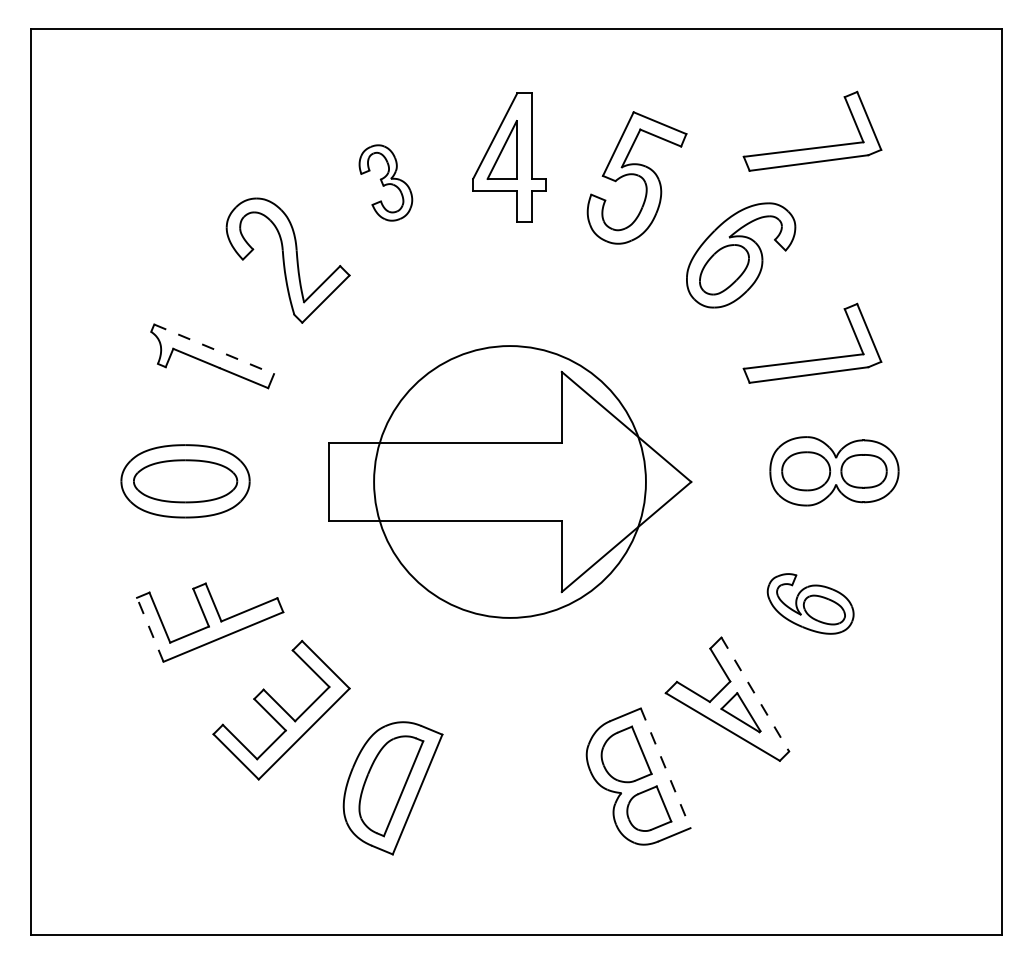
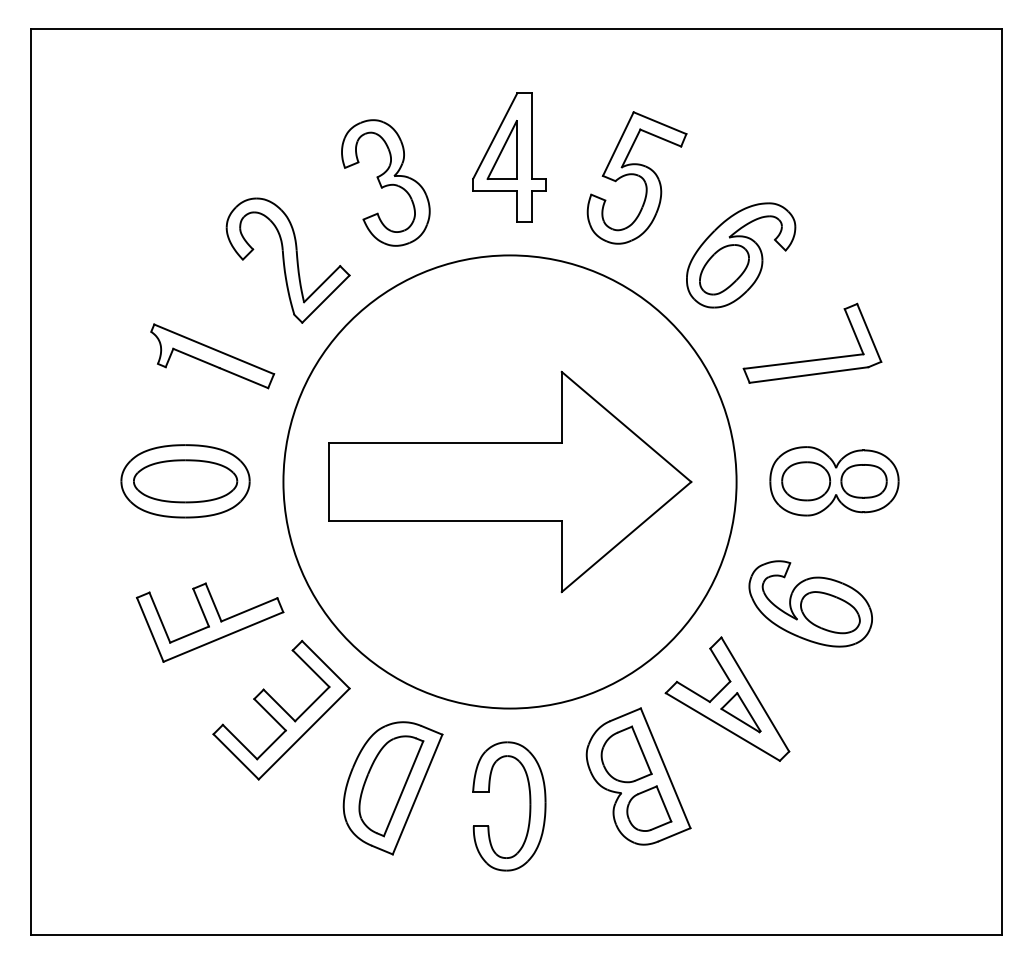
part: present -> none (812, 147)
part size: 56x78 px -> 90x128 px (385, 182)
line: dashed -> solid (214, 349)
part position: (834, 471) -> (834, 481) (834, 481)
circle diameter: 272 px -> 453 px (509, 481)
part size: 89x62 px -> 125x88 px (810, 603)
line: dashed -> solid (150, 629)
line: dashed -> solid (755, 694)
line: dashed -> solid (665, 768)
part: none -> present (529, 806)
